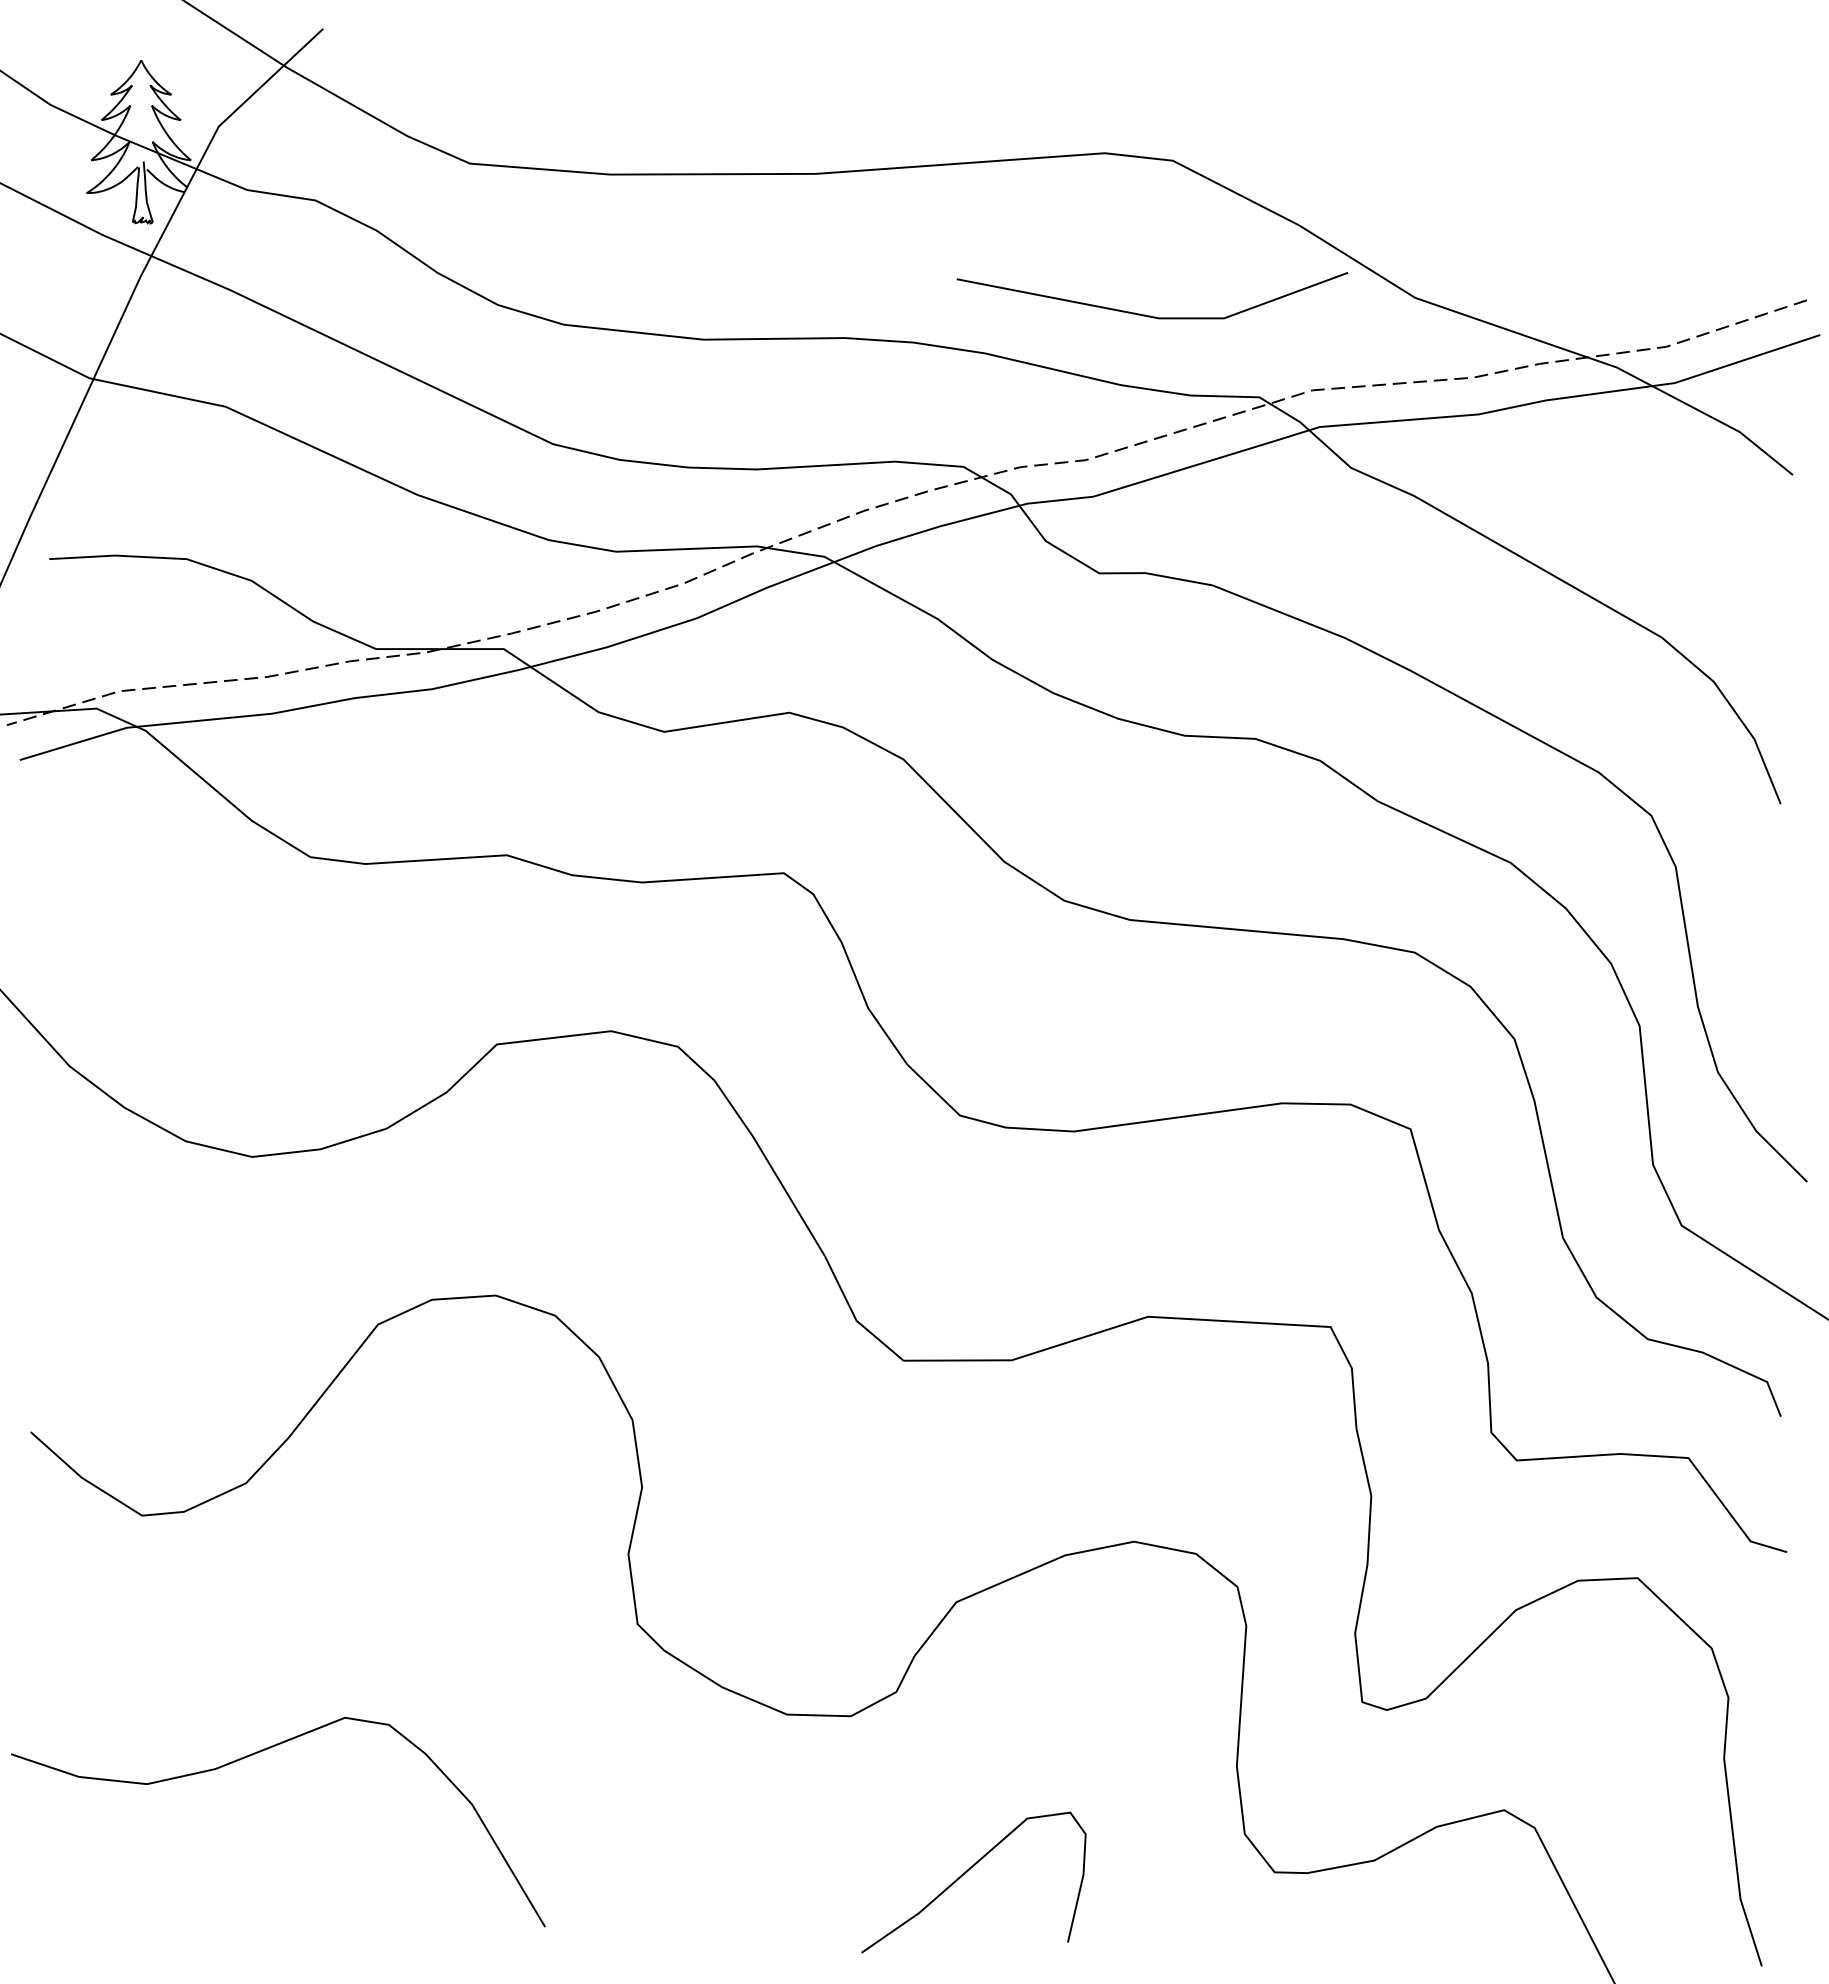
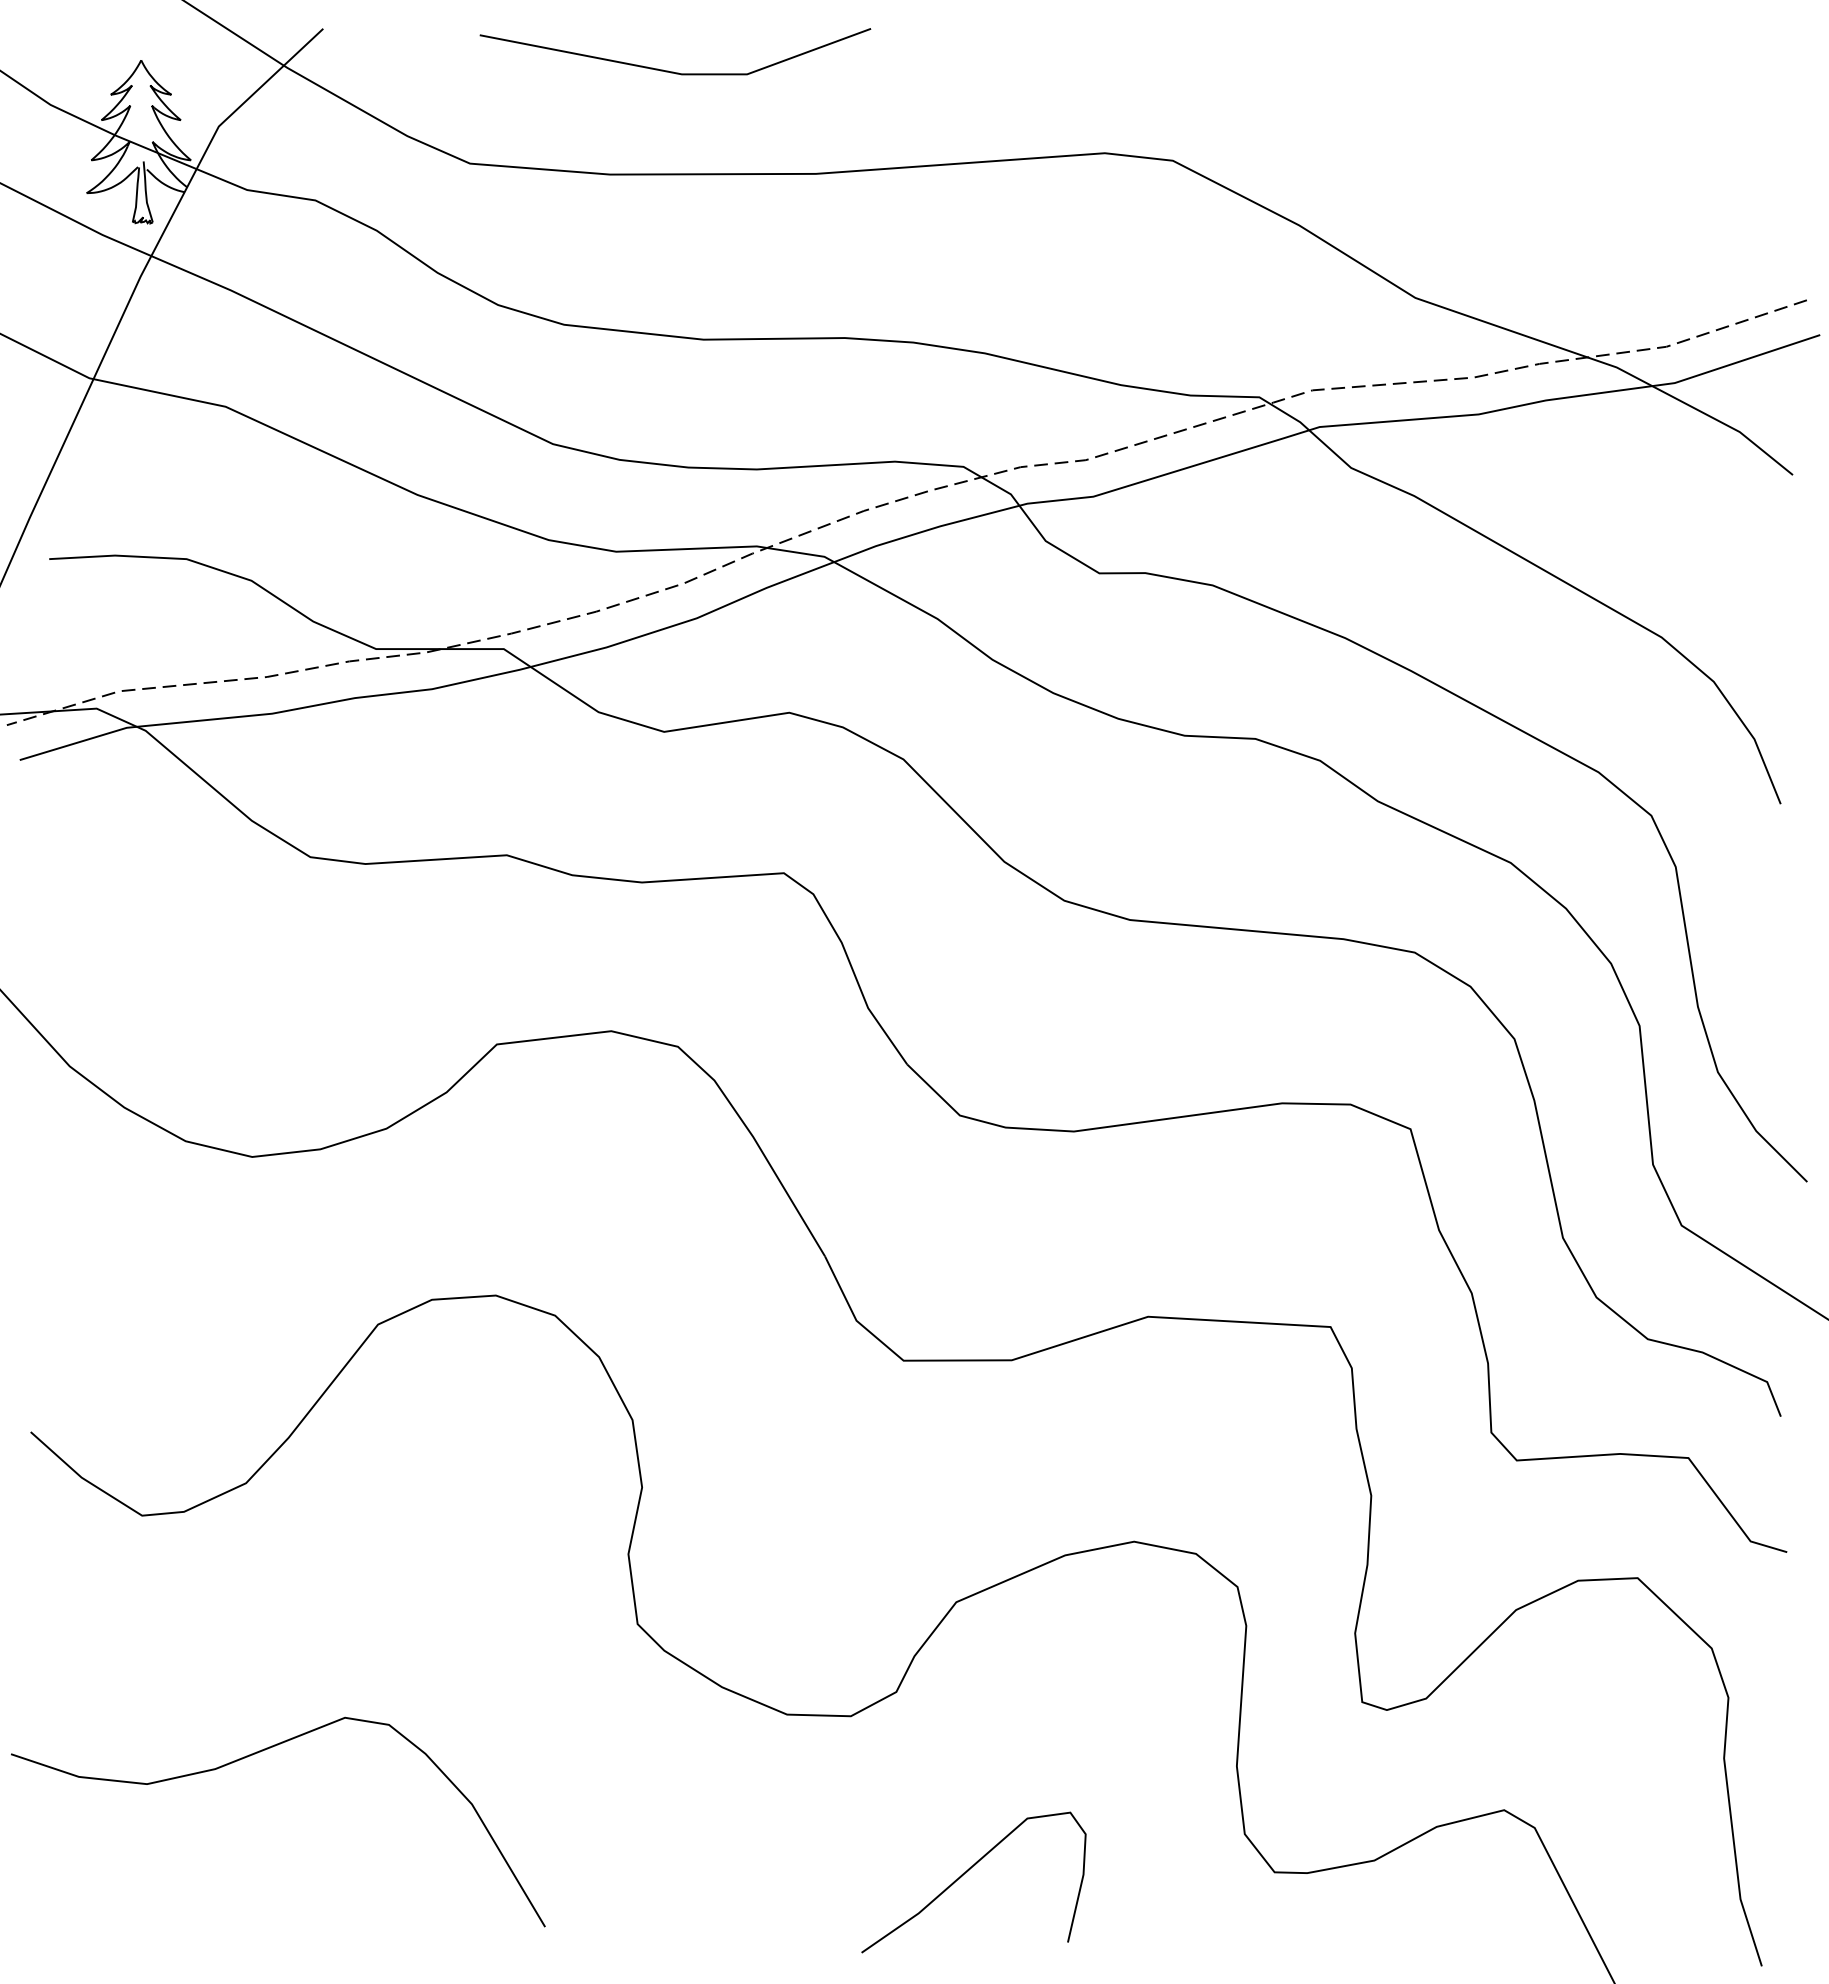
line position: (1150, 315) -> (673, 71) (673, 71)
